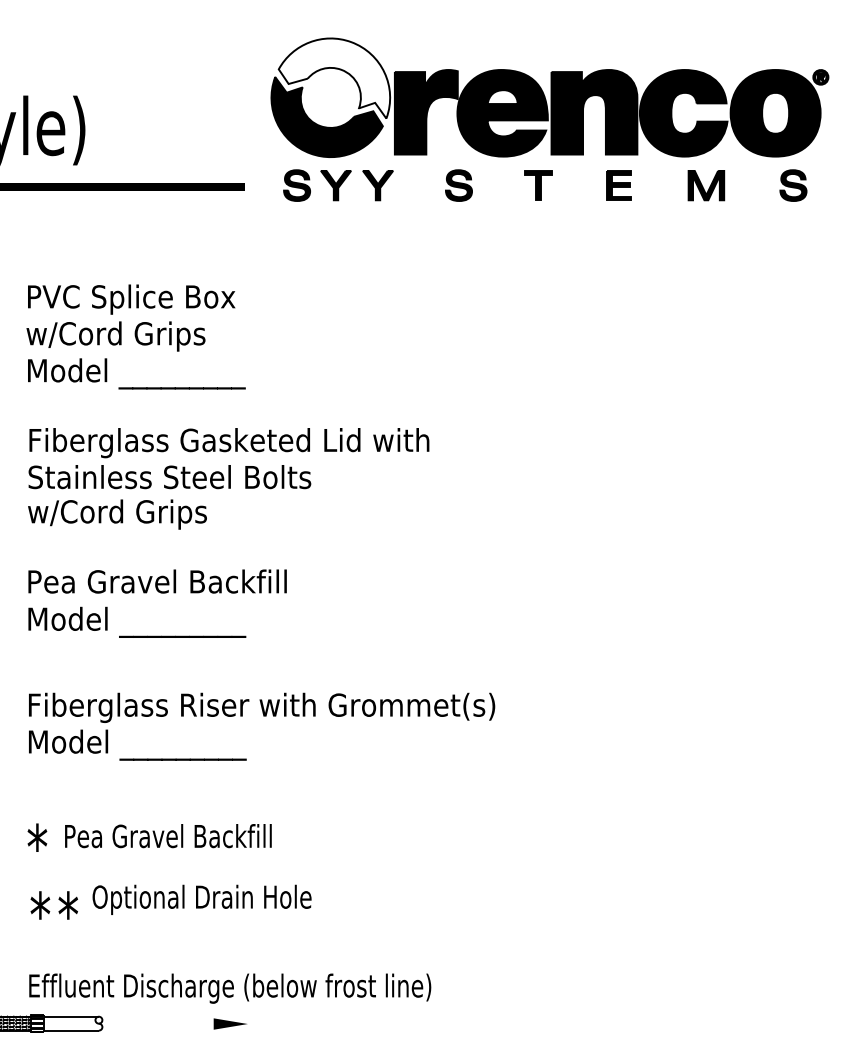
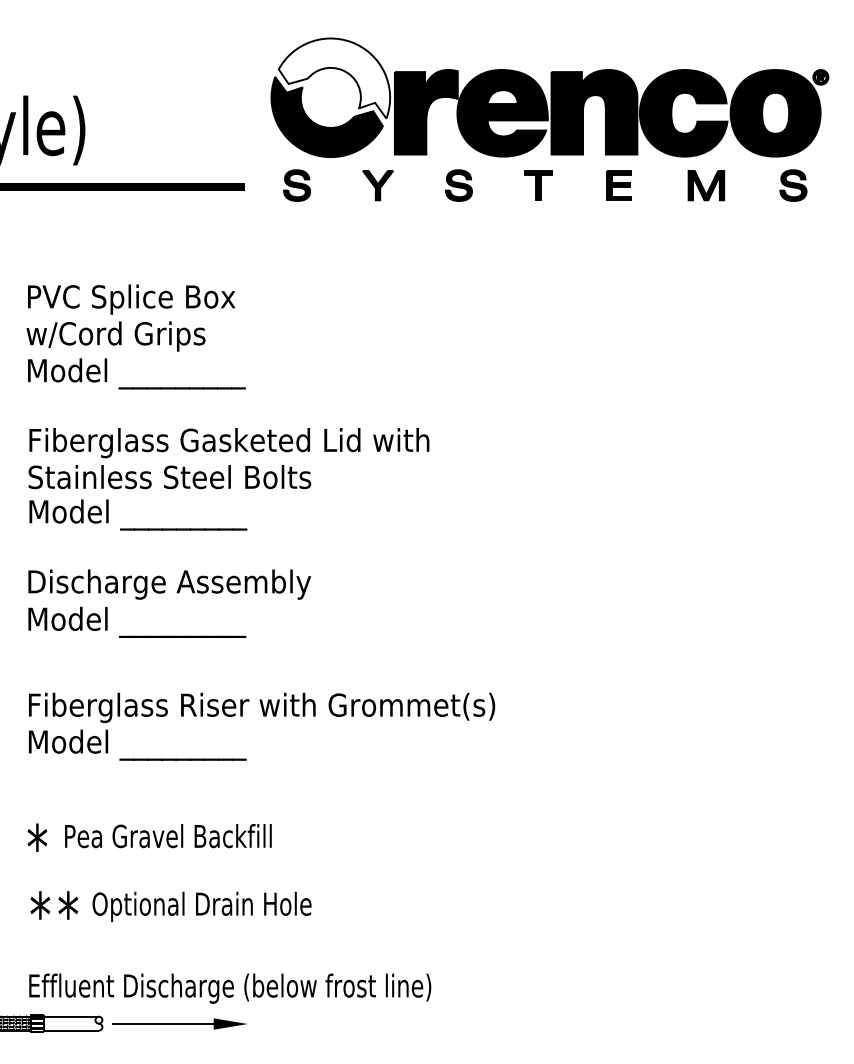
part: present -> none (335, 185)
text: w/Cord Grips -> Model _________ (137, 514)
text: Pea Gravel Backfill -> Discharge Assembly (171, 584)
text position: (201, 899) -> (201, 906) (201, 906)
line: none -> present (162, 1024)
